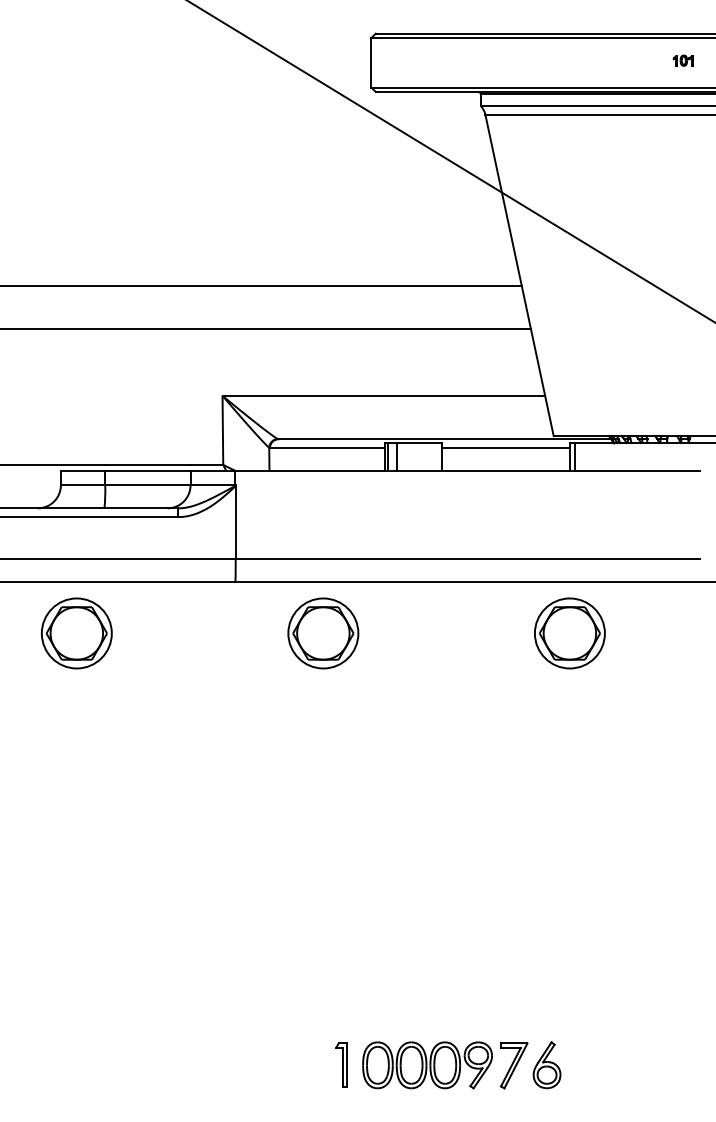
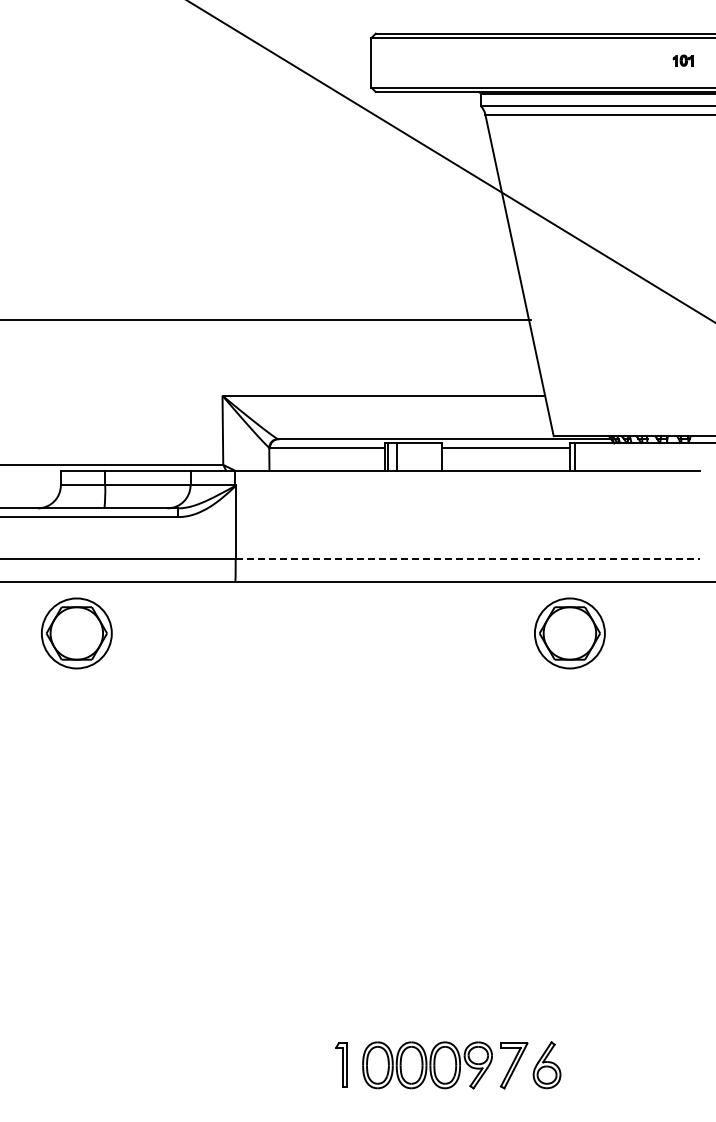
line: present -> none (261, 286)
line position: (266, 329) -> (266, 320) (266, 320)
line: solid -> dashed (467, 559)
part: present -> none (323, 633)
